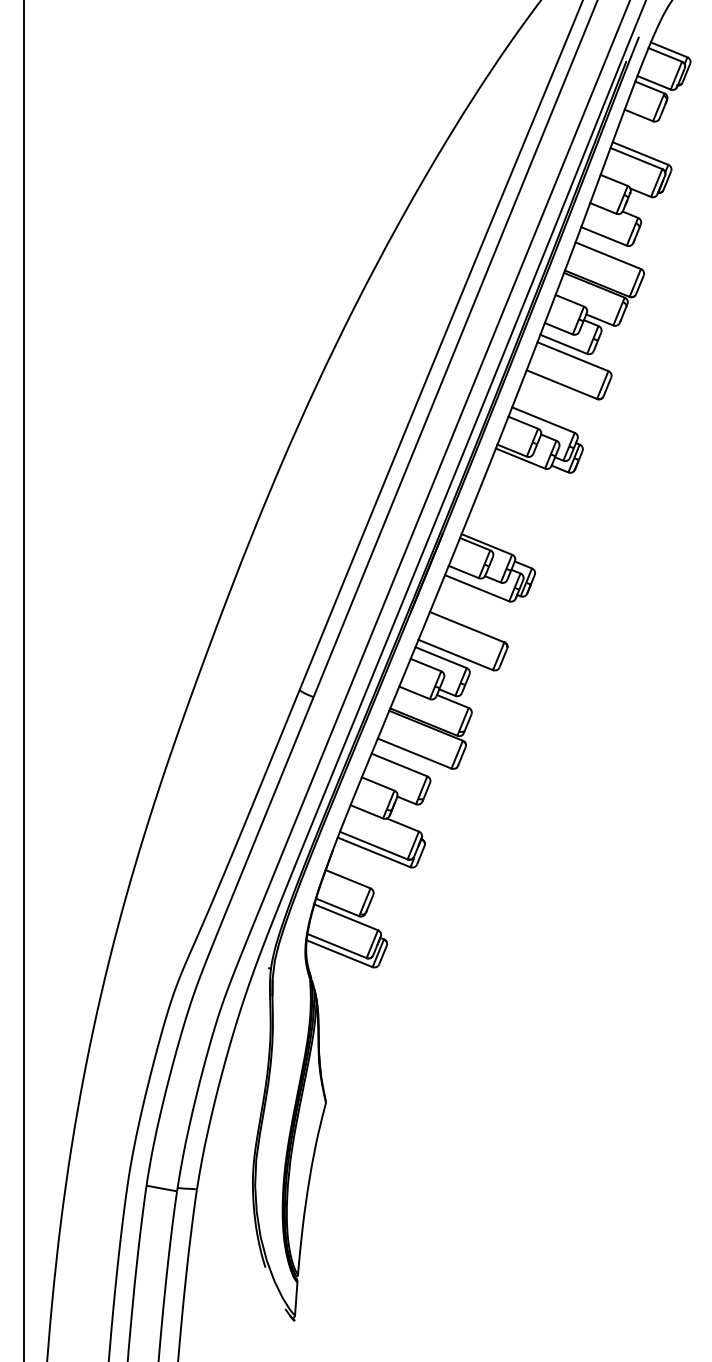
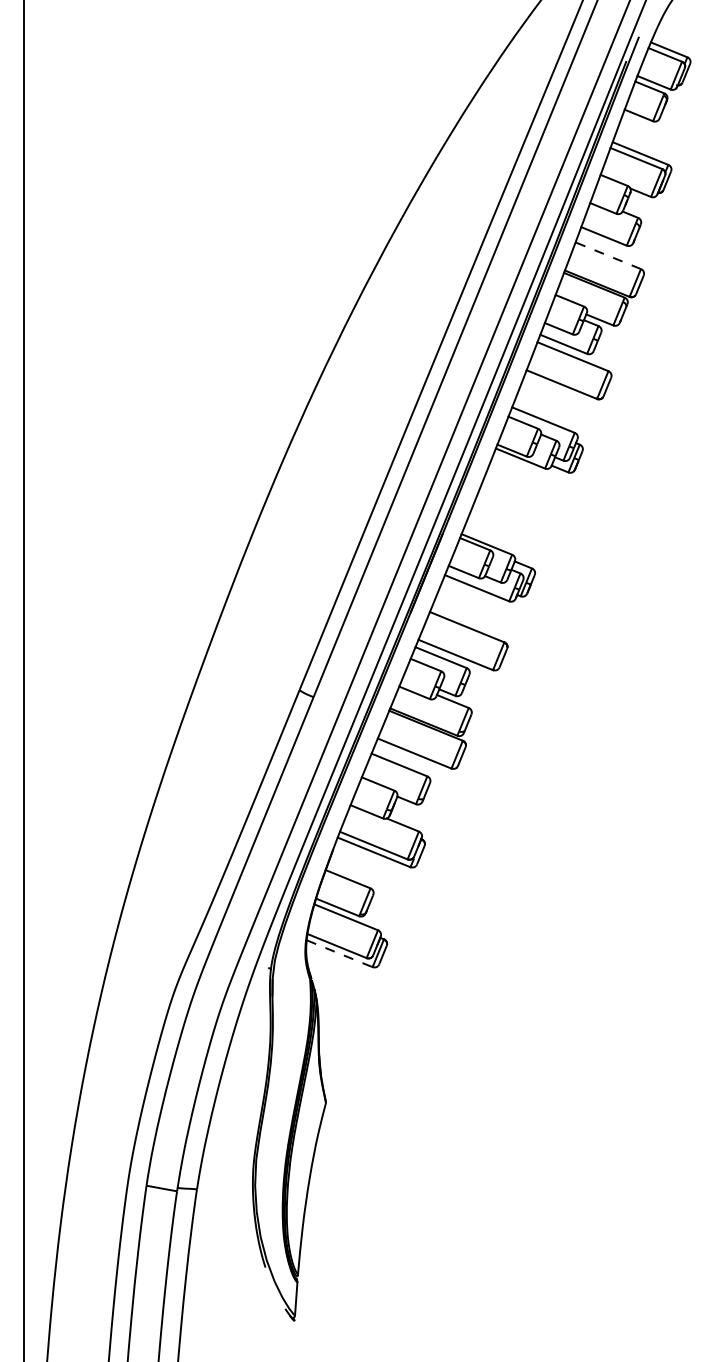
line: solid -> dashed (607, 255)
line: solid -> dashed (339, 953)
